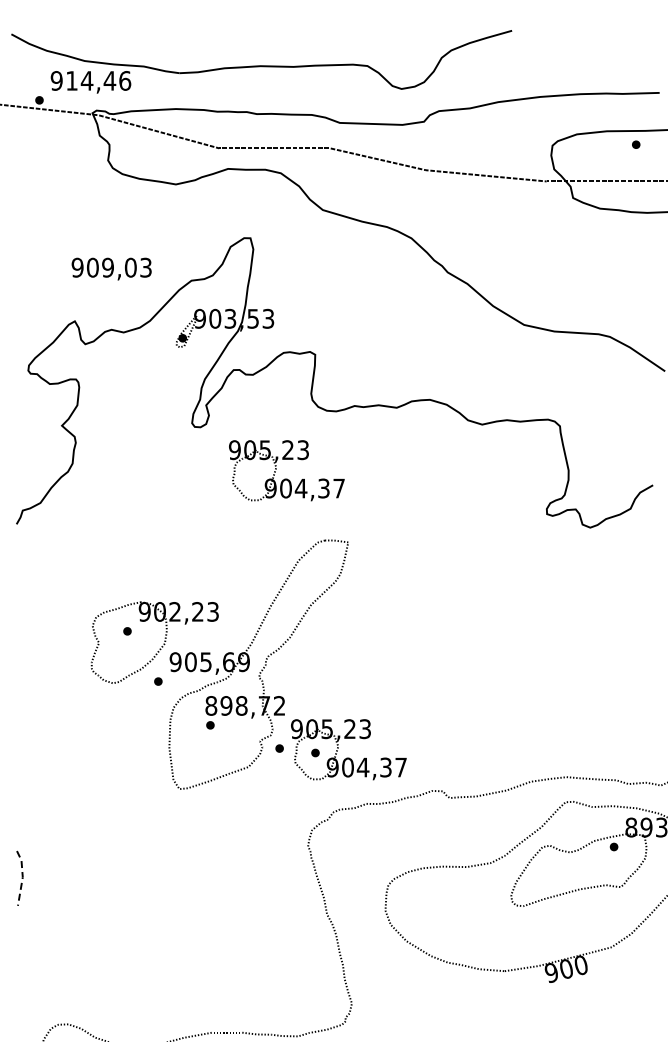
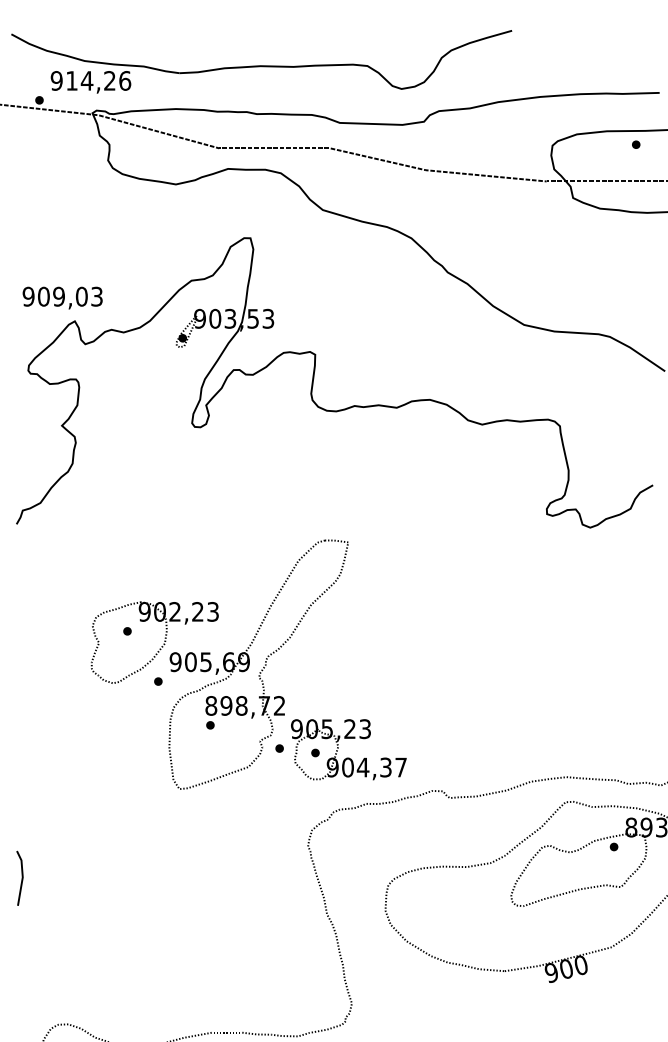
text: 914,46 -> 914,26 (109, 80)
text position: (111, 268) -> (62, 297) (62, 297)
part: present -> none (286, 478)
line: dashed -> solid (22, 877)
